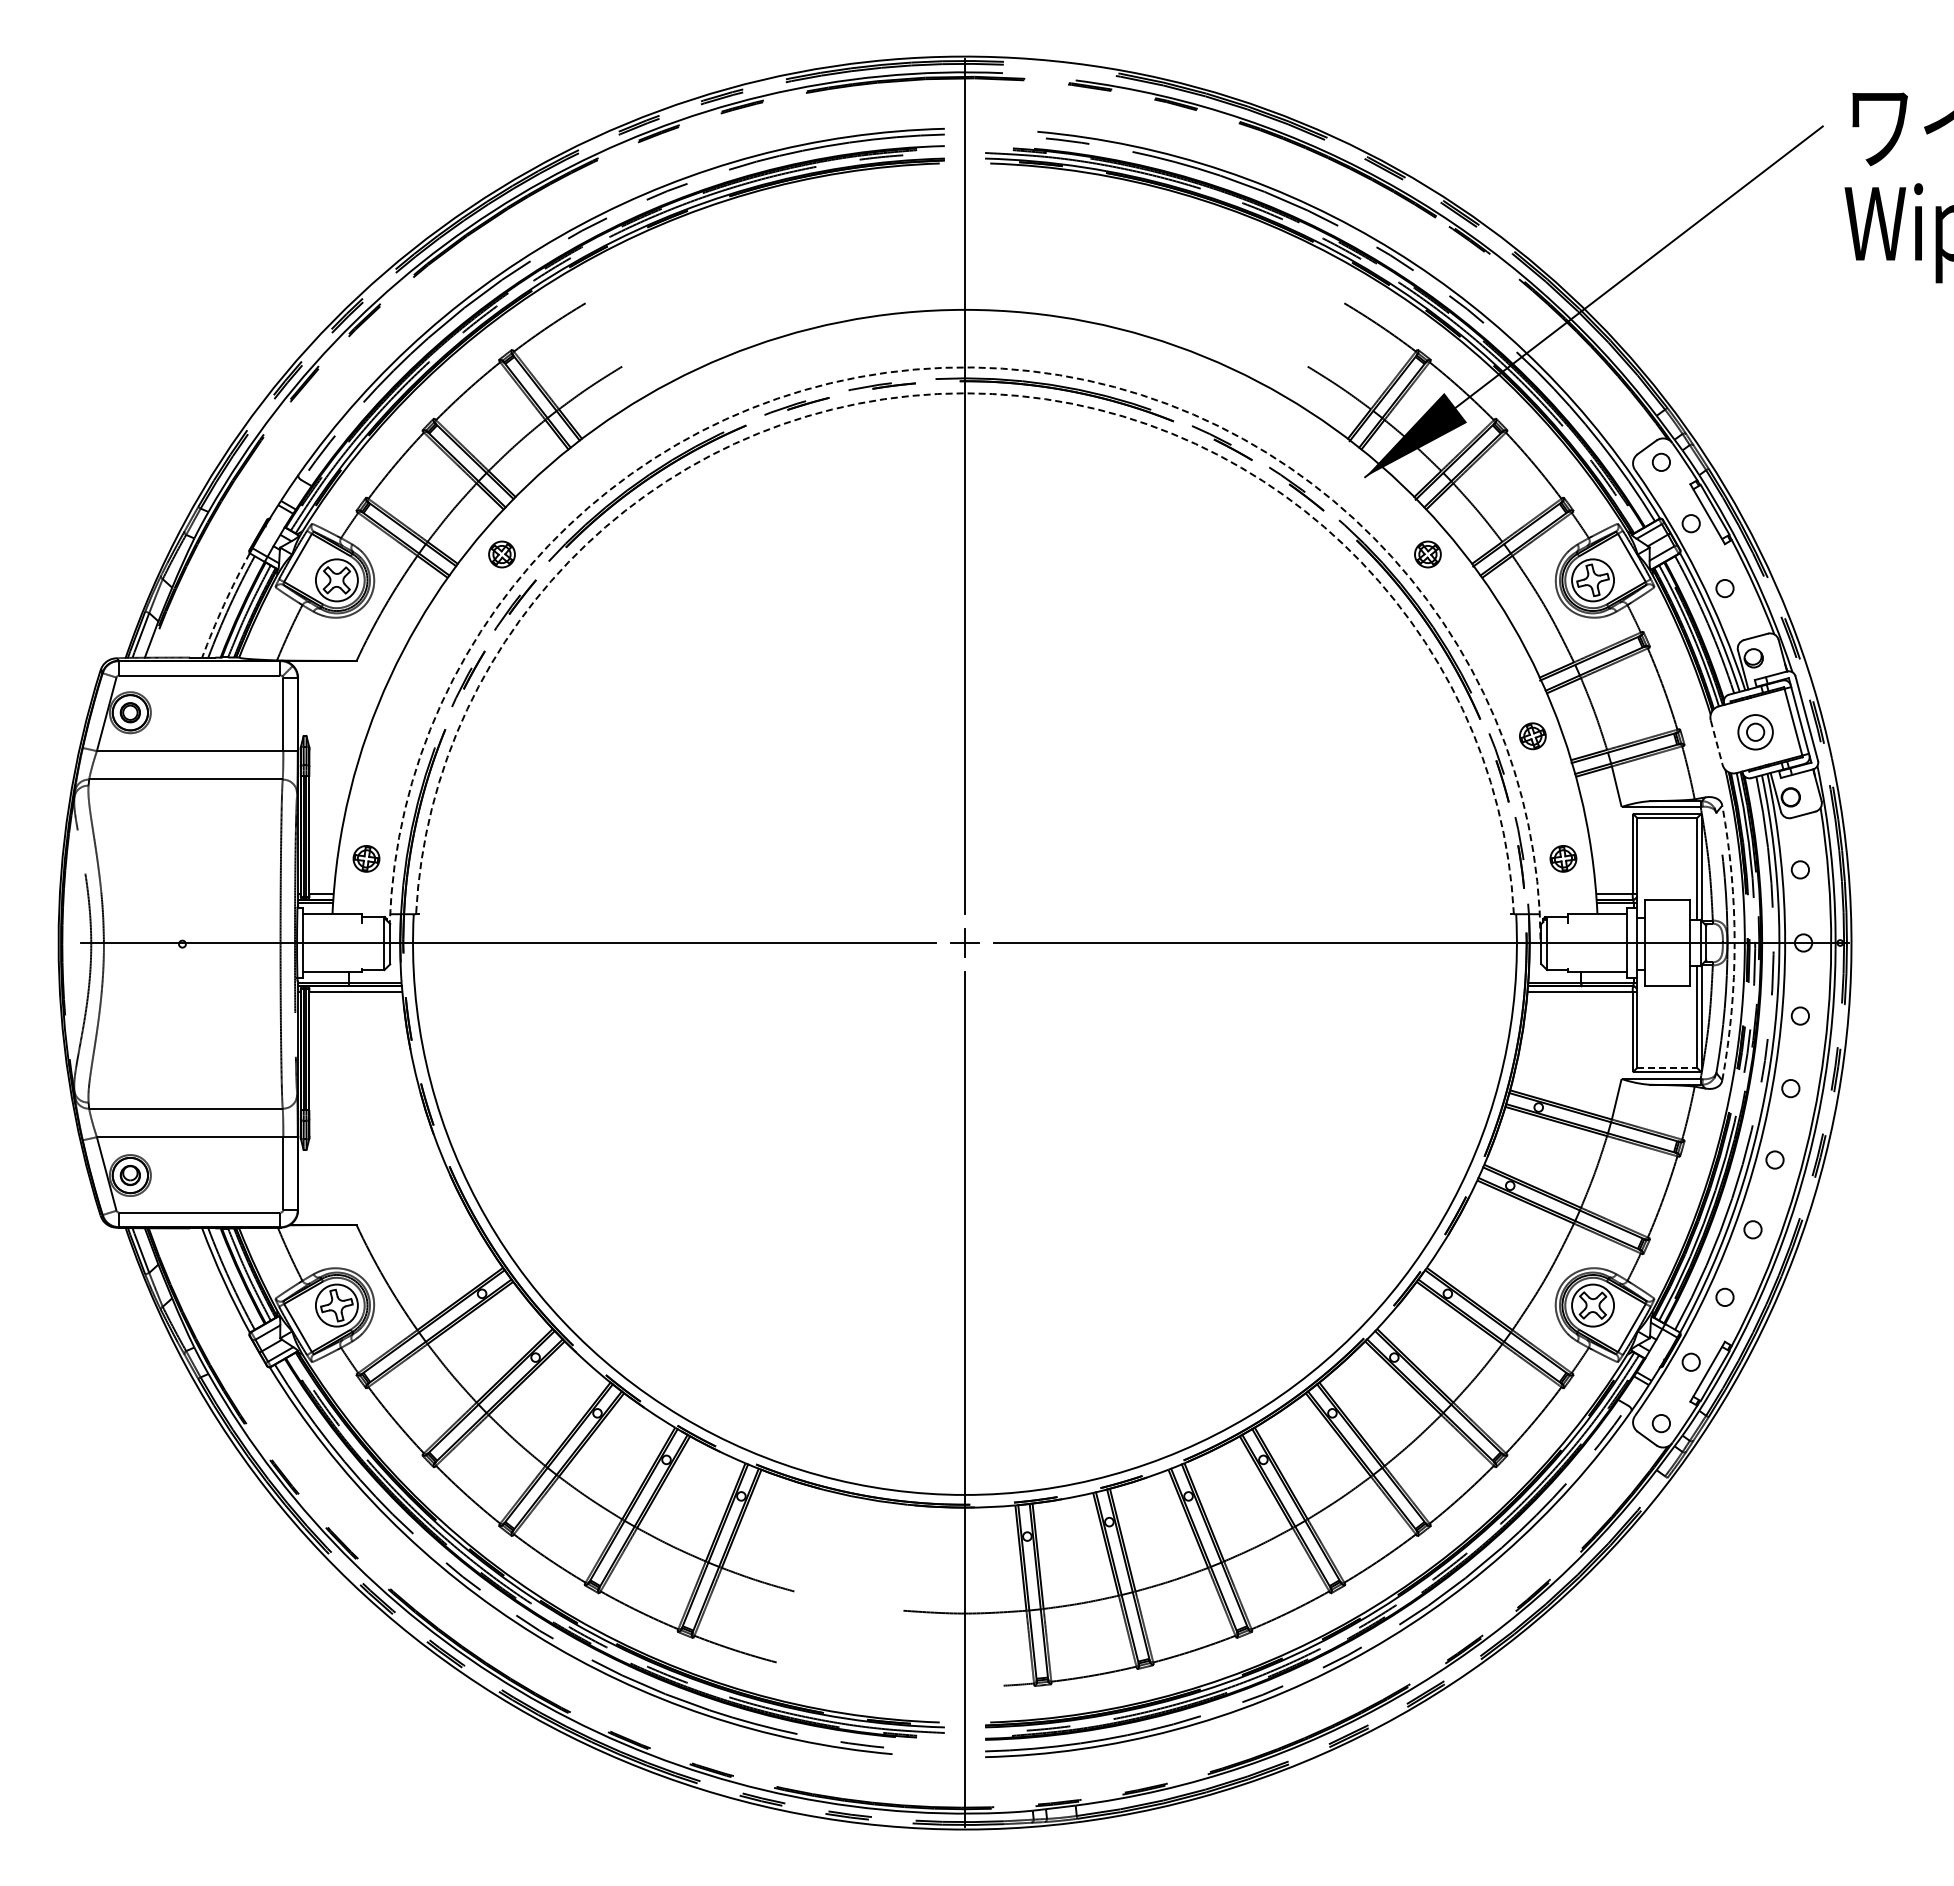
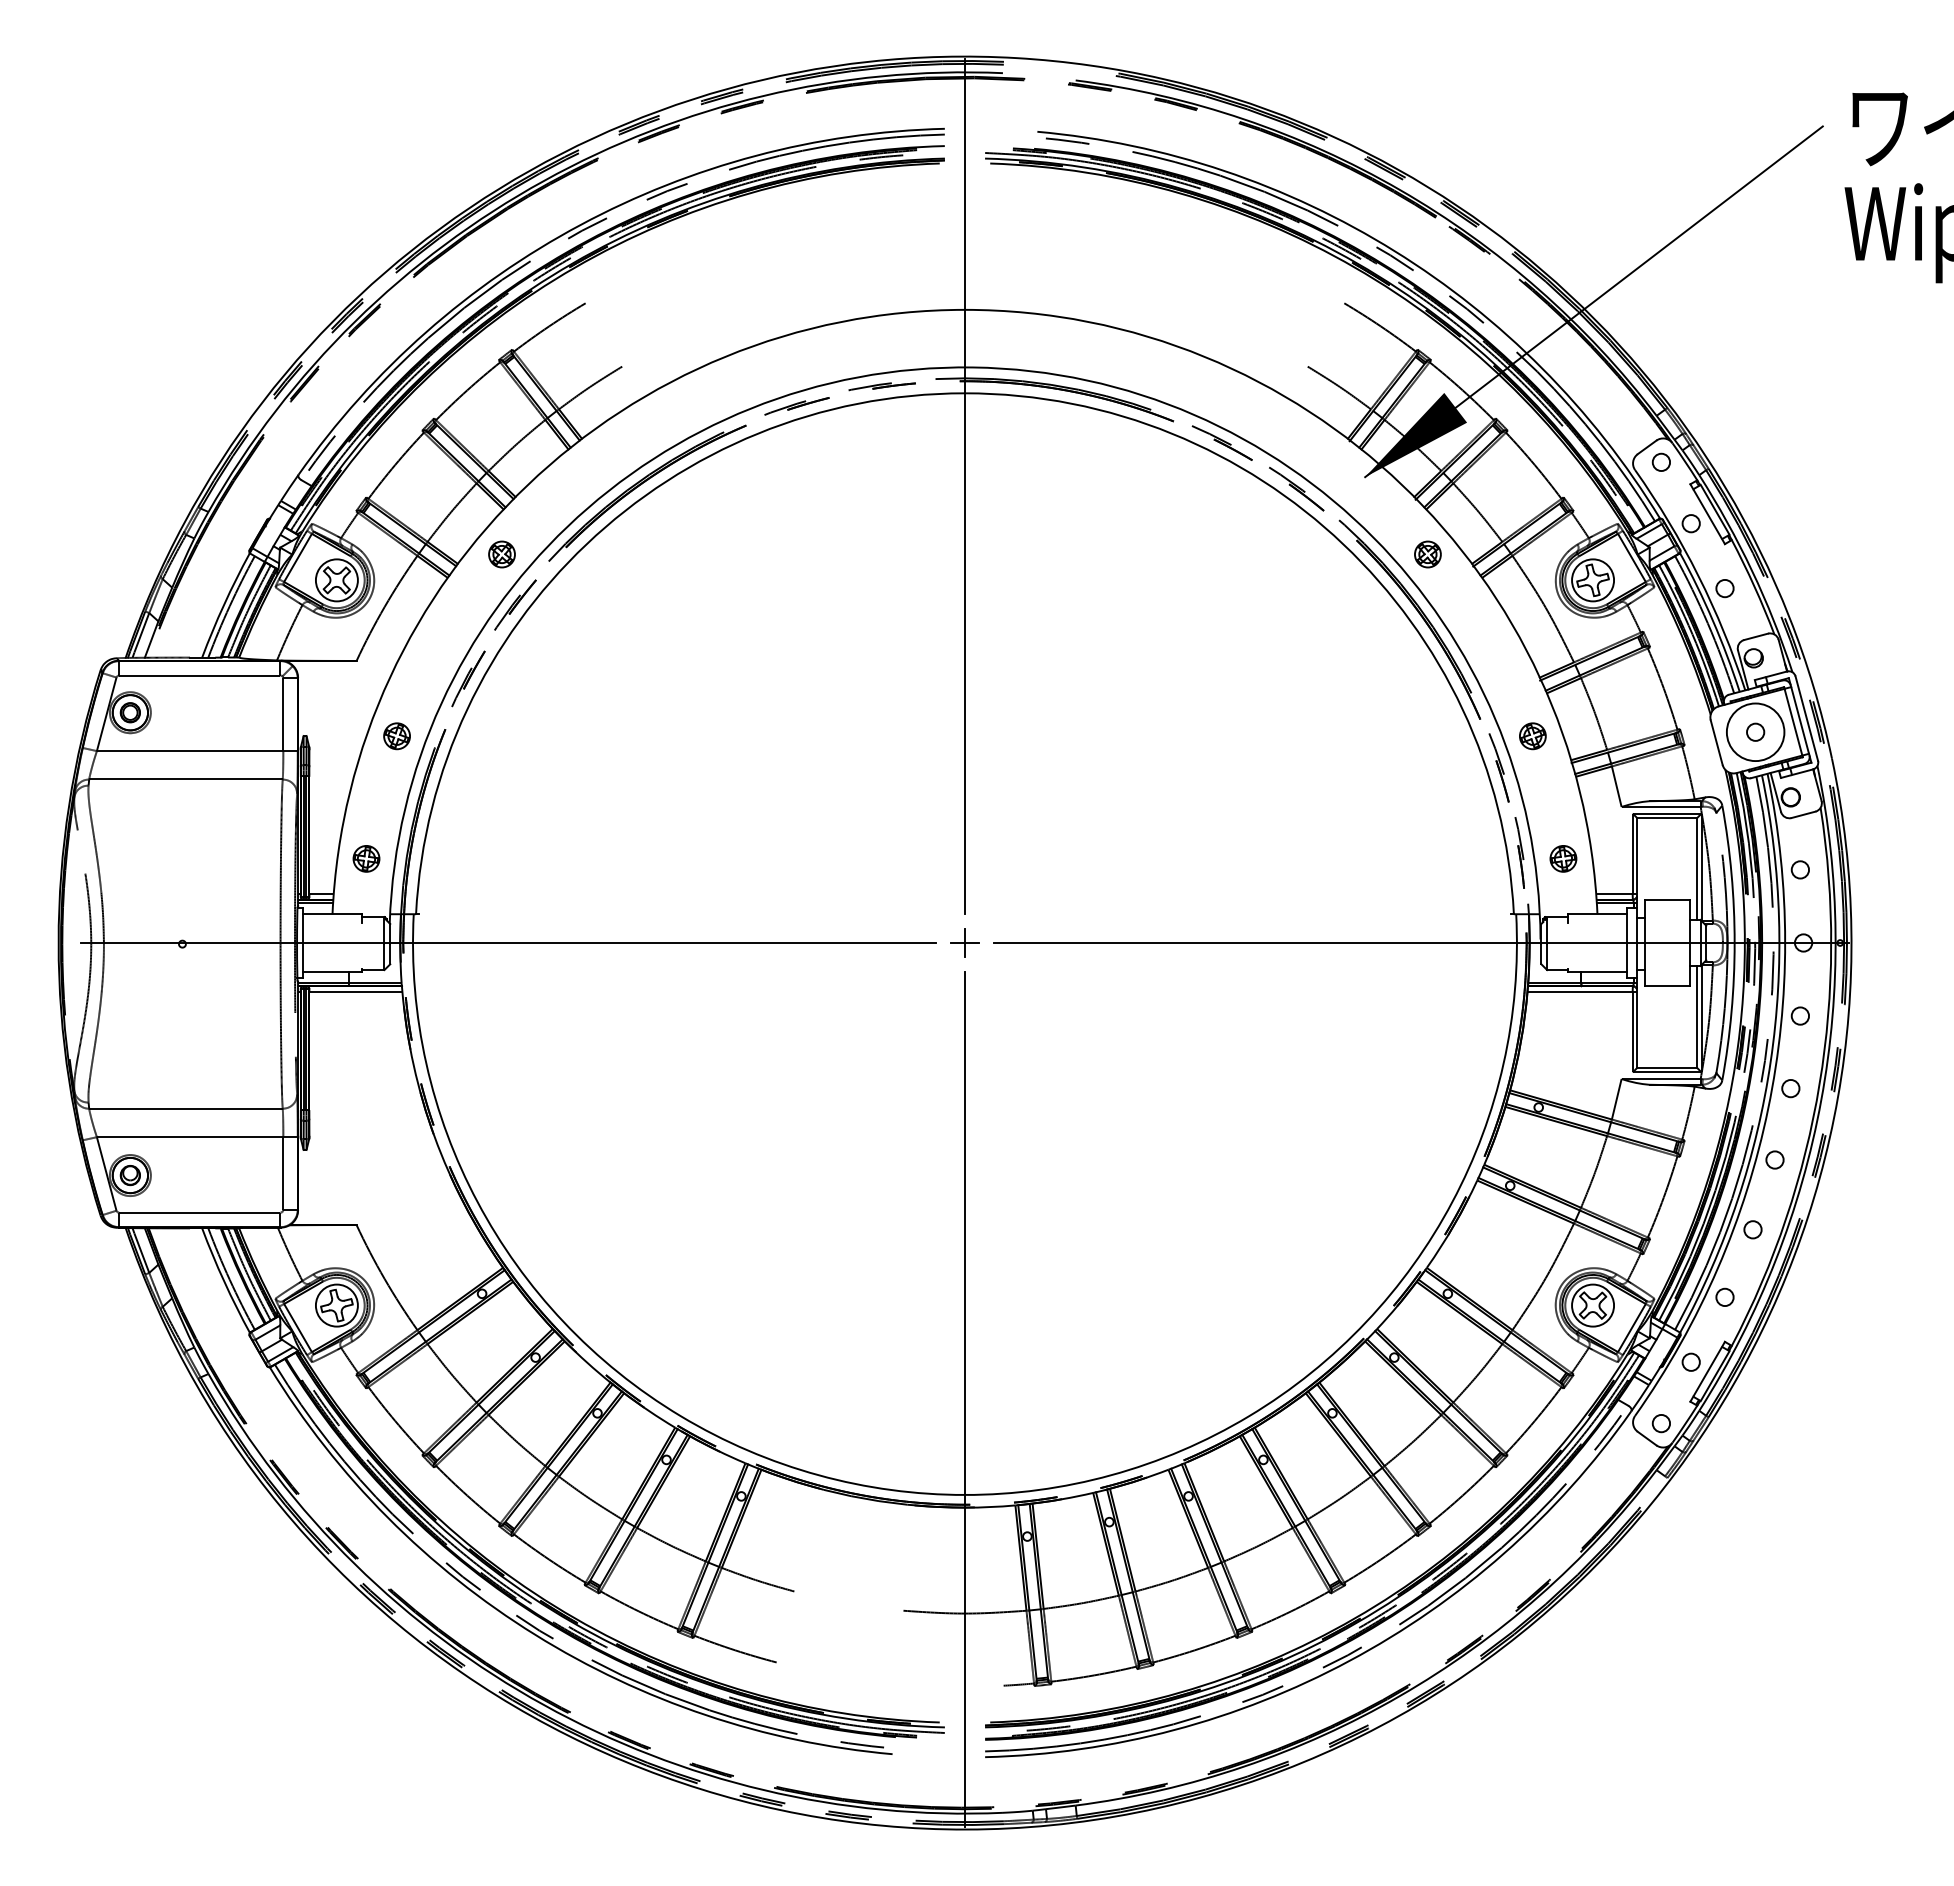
arc: dashed -> solid (973, 367)
arc: dashed -> solid (964, 393)
arc: dashed -> solid (224, 604)
circle diameter: 35 px -> 58 px (1755, 732)
part: none -> present (396, 736)
line: dashed -> solid (1716, 743)
arc: dashed -> solid (1734, 943)
line: dashed -> solid (1667, 1067)
